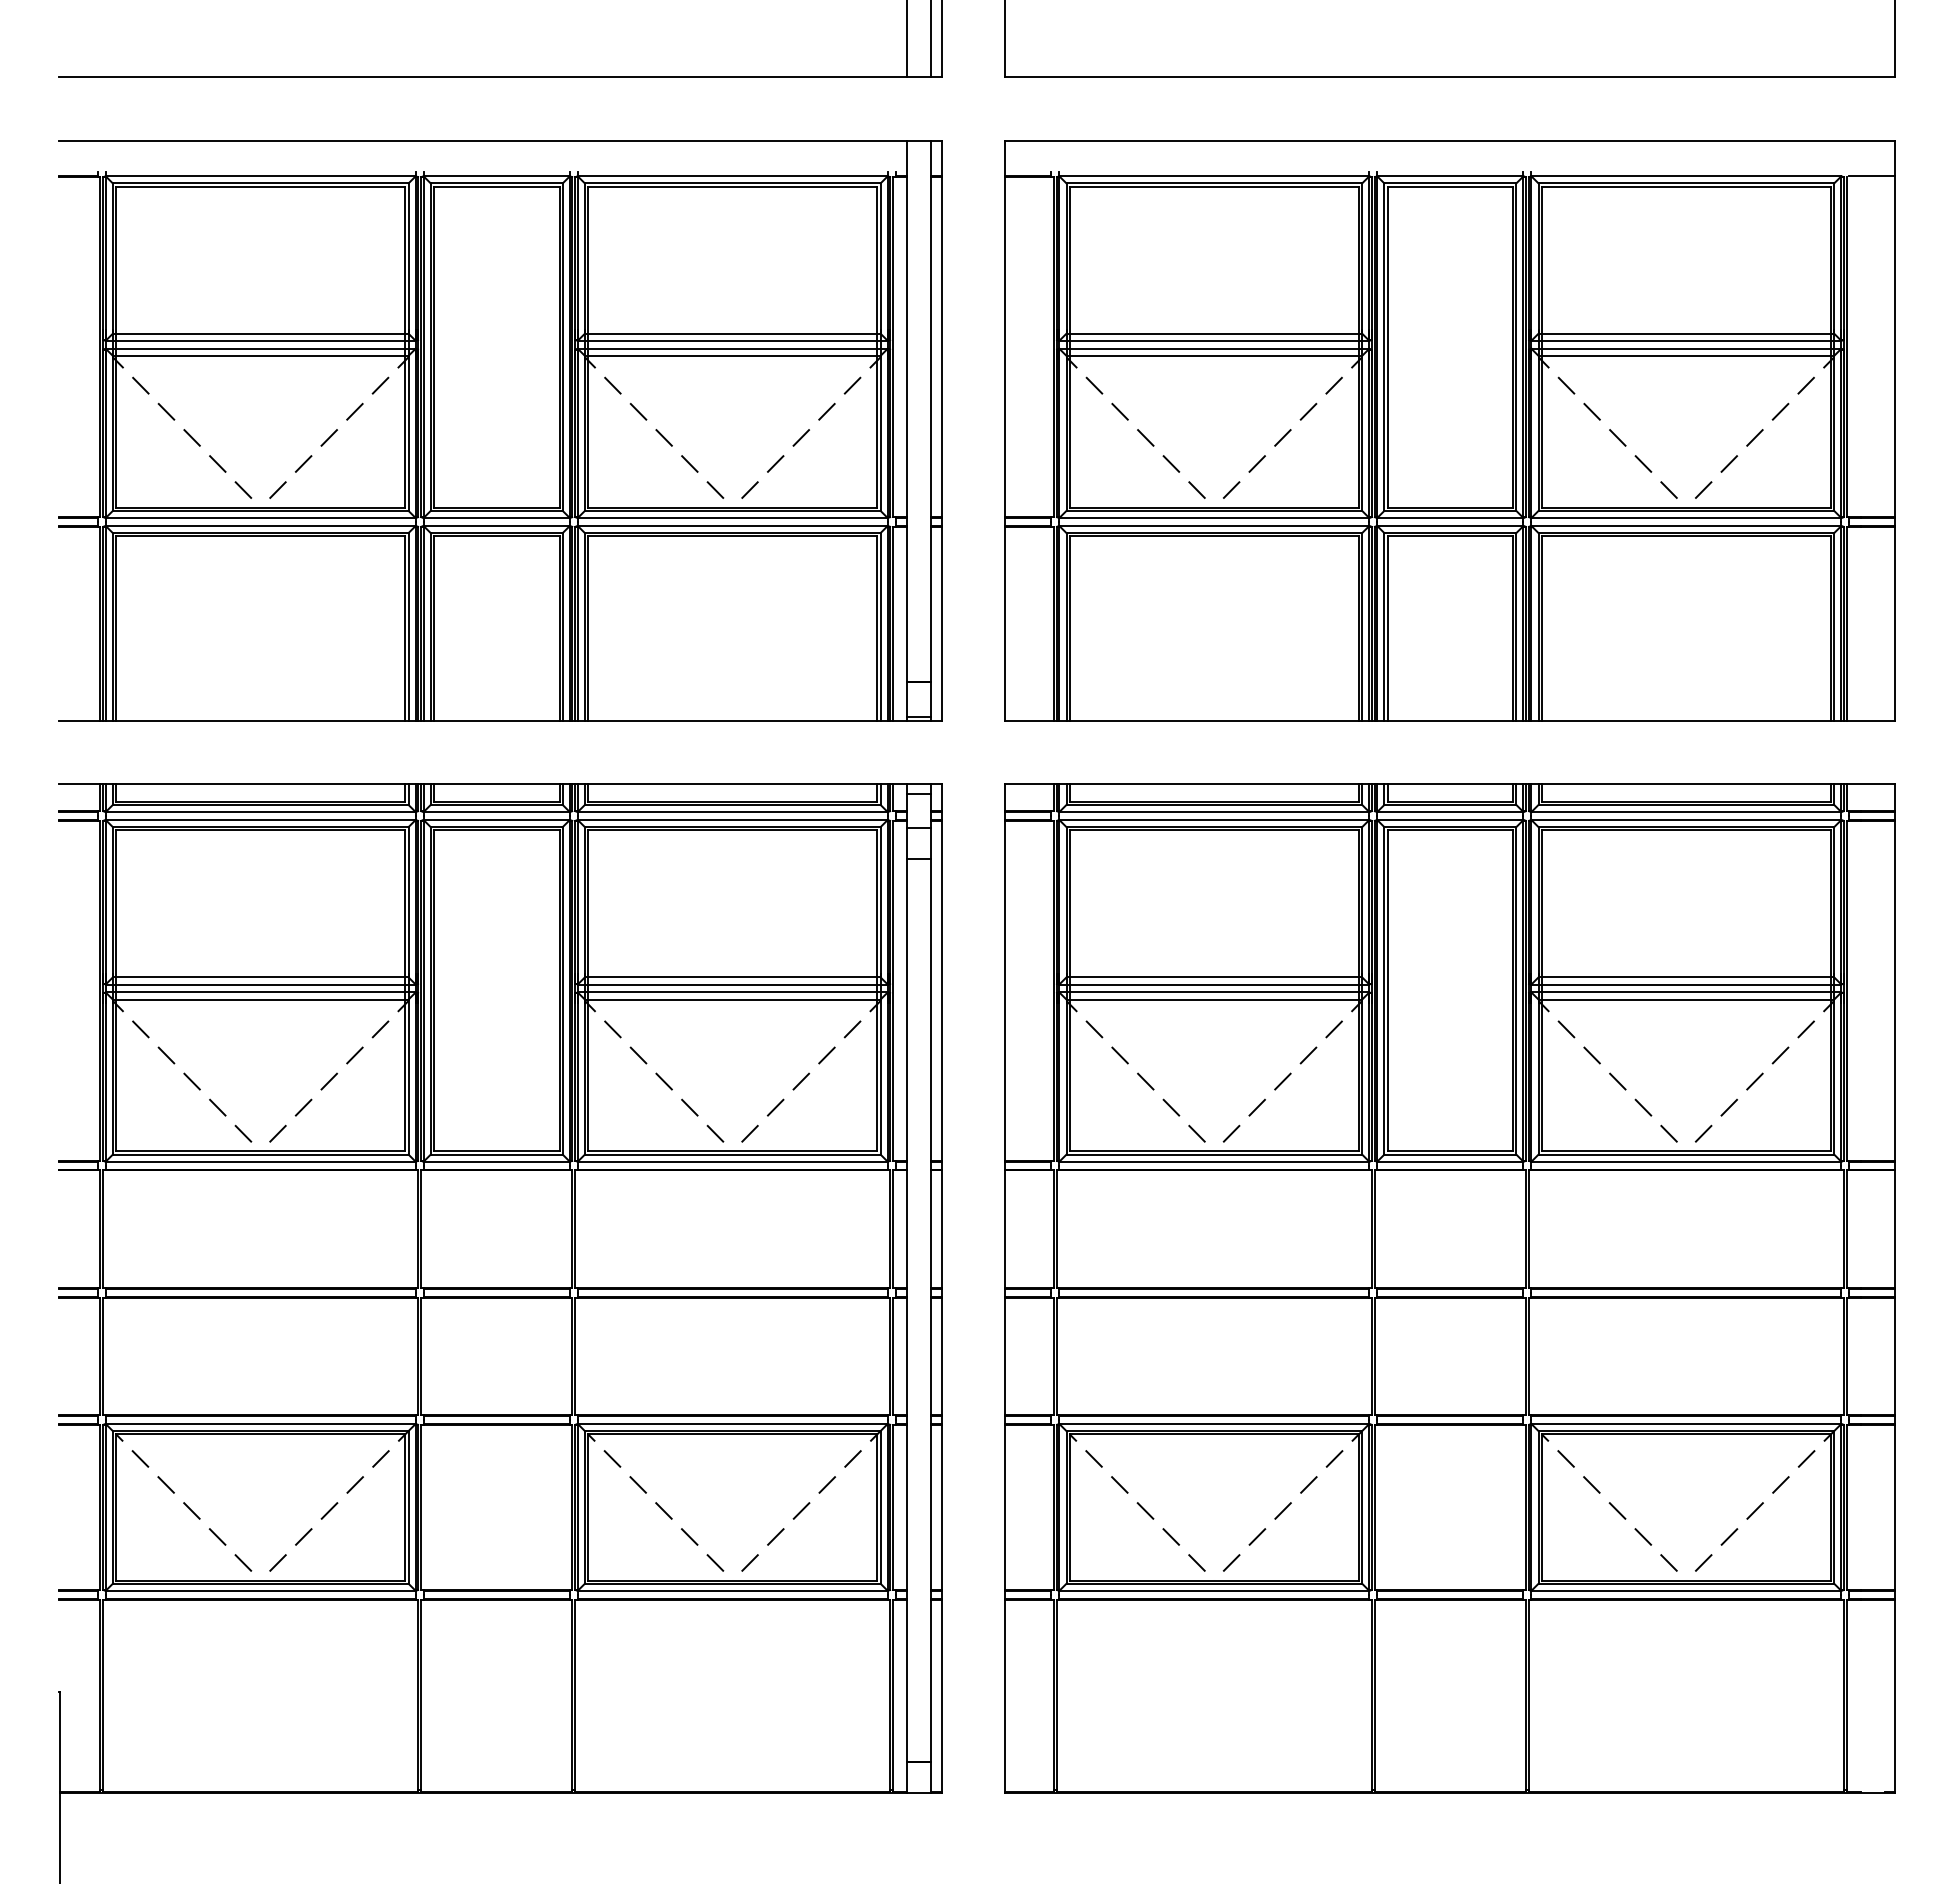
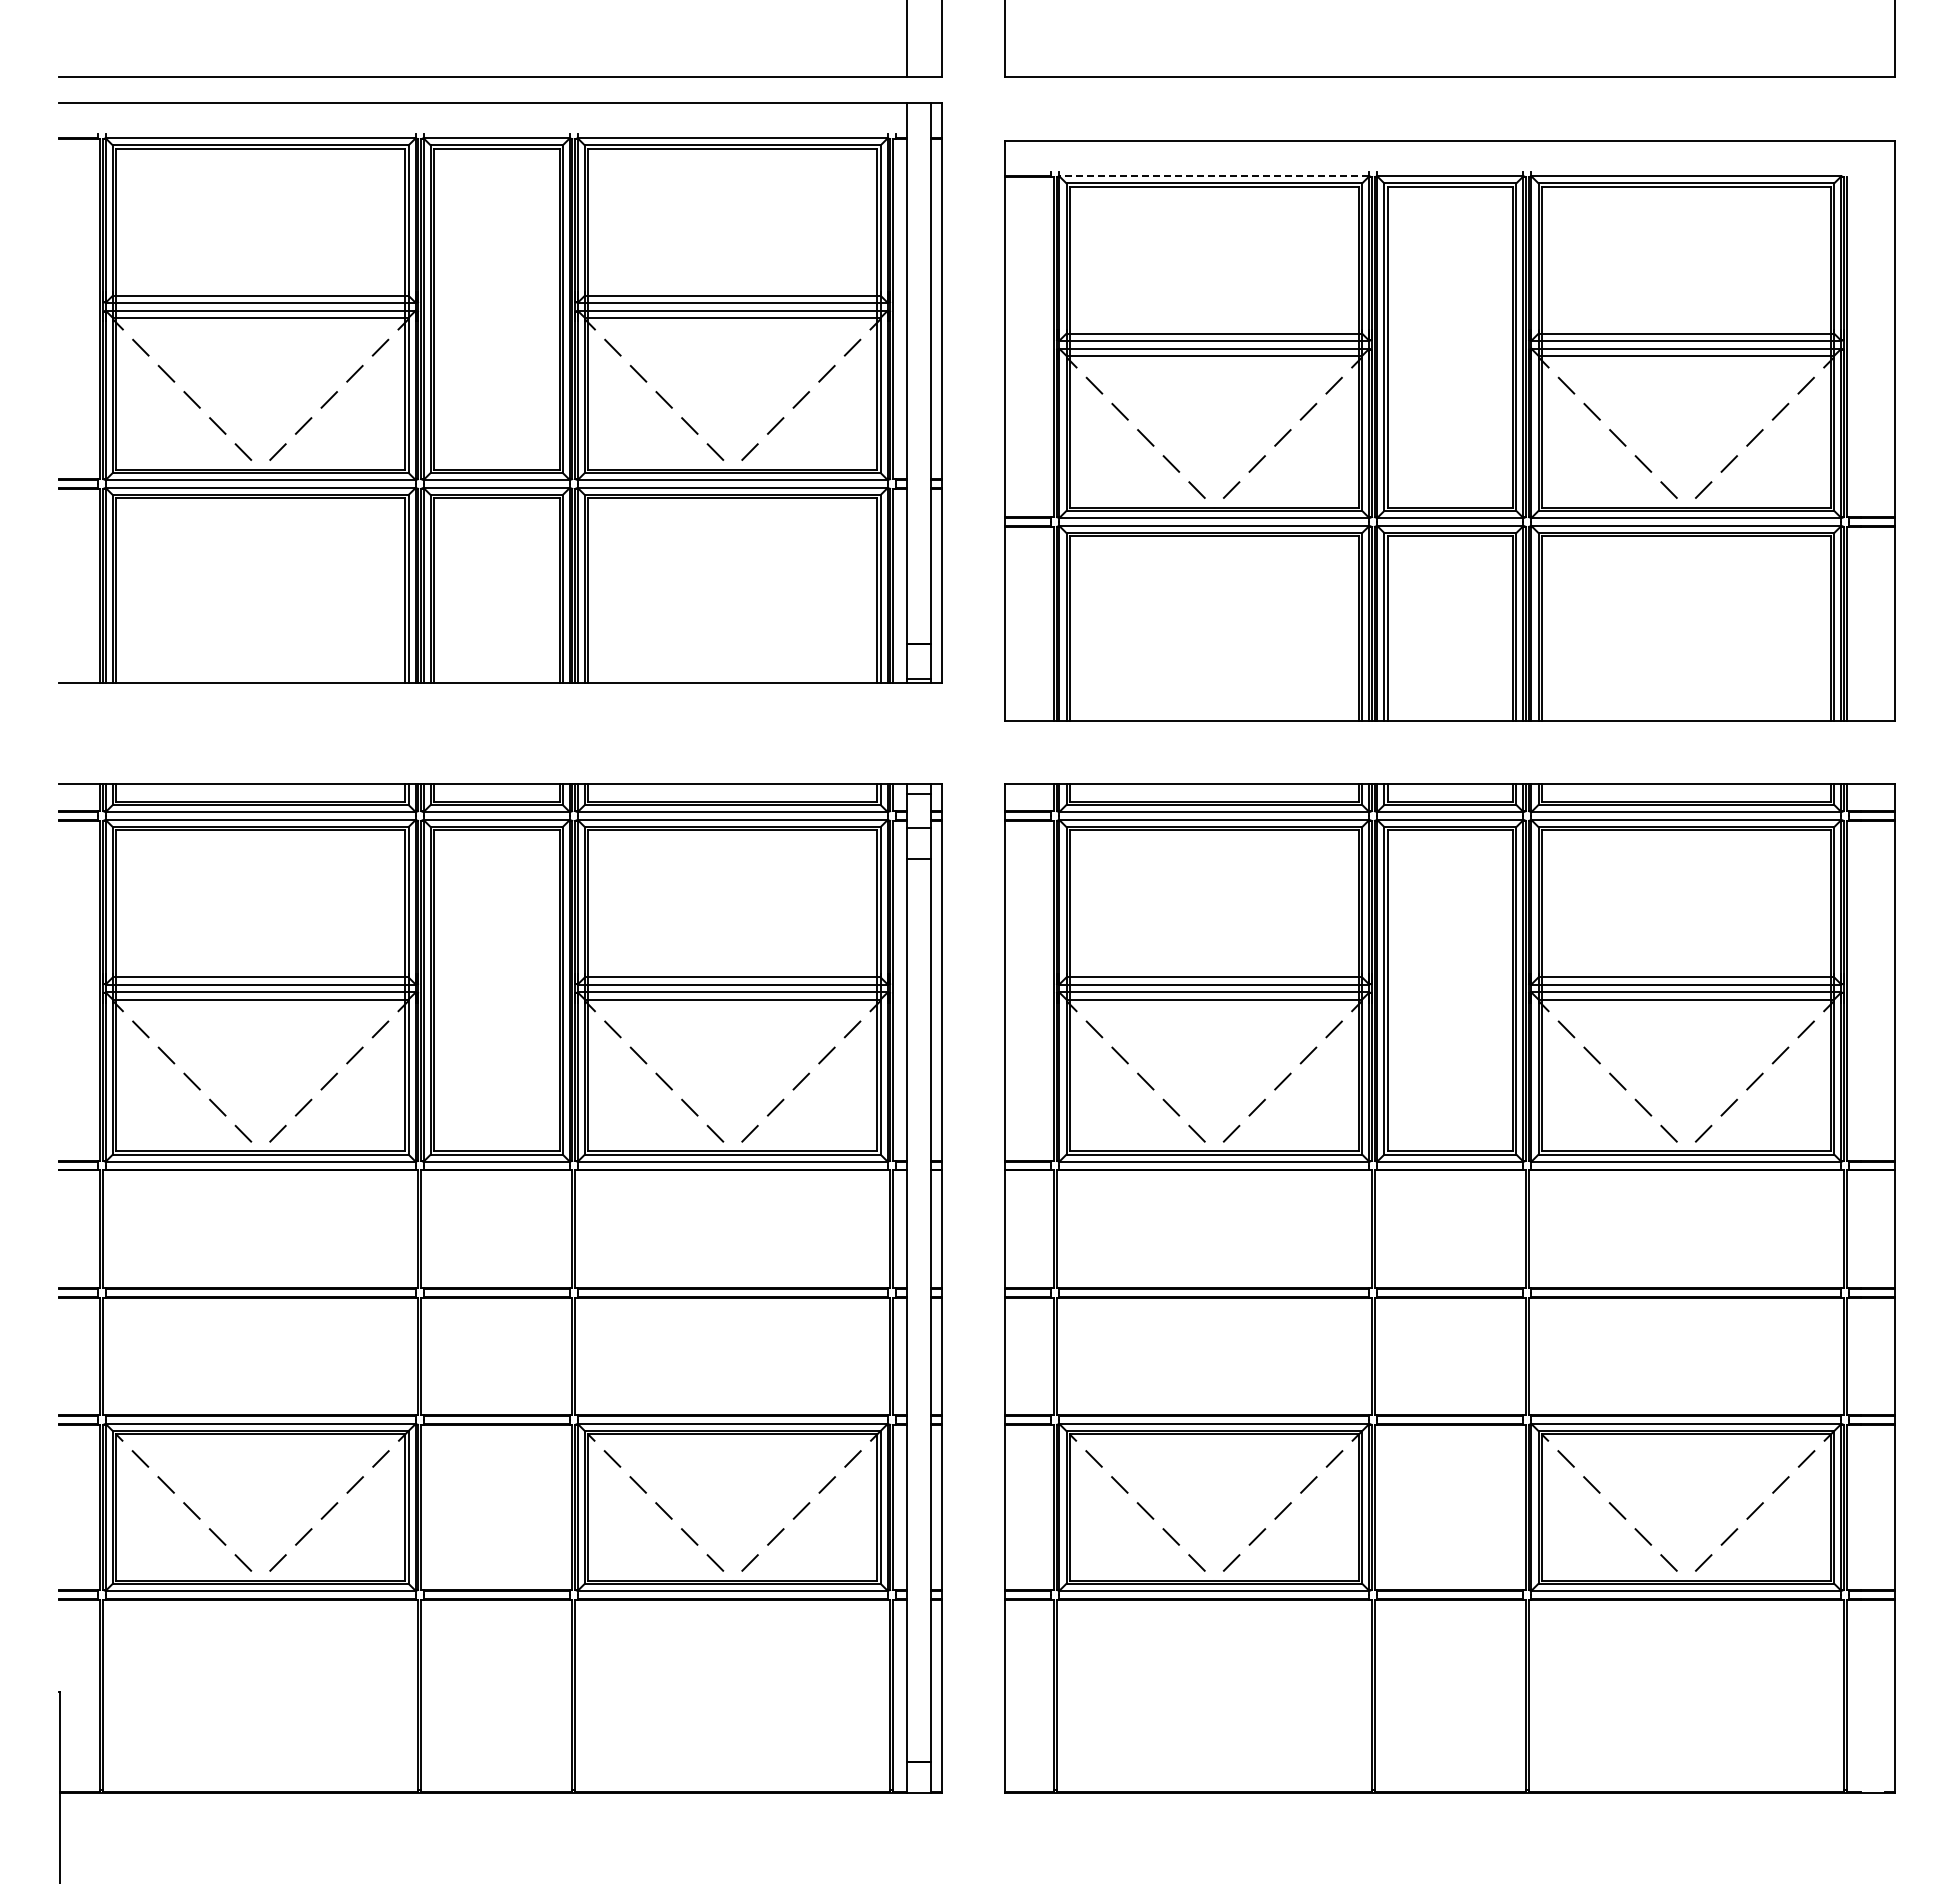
line: present -> none (931, 39)
line: solid -> dashed (1214, 176)
line: present -> none (1872, 176)
part position: (500, 430) -> (500, 392) (500, 392)
